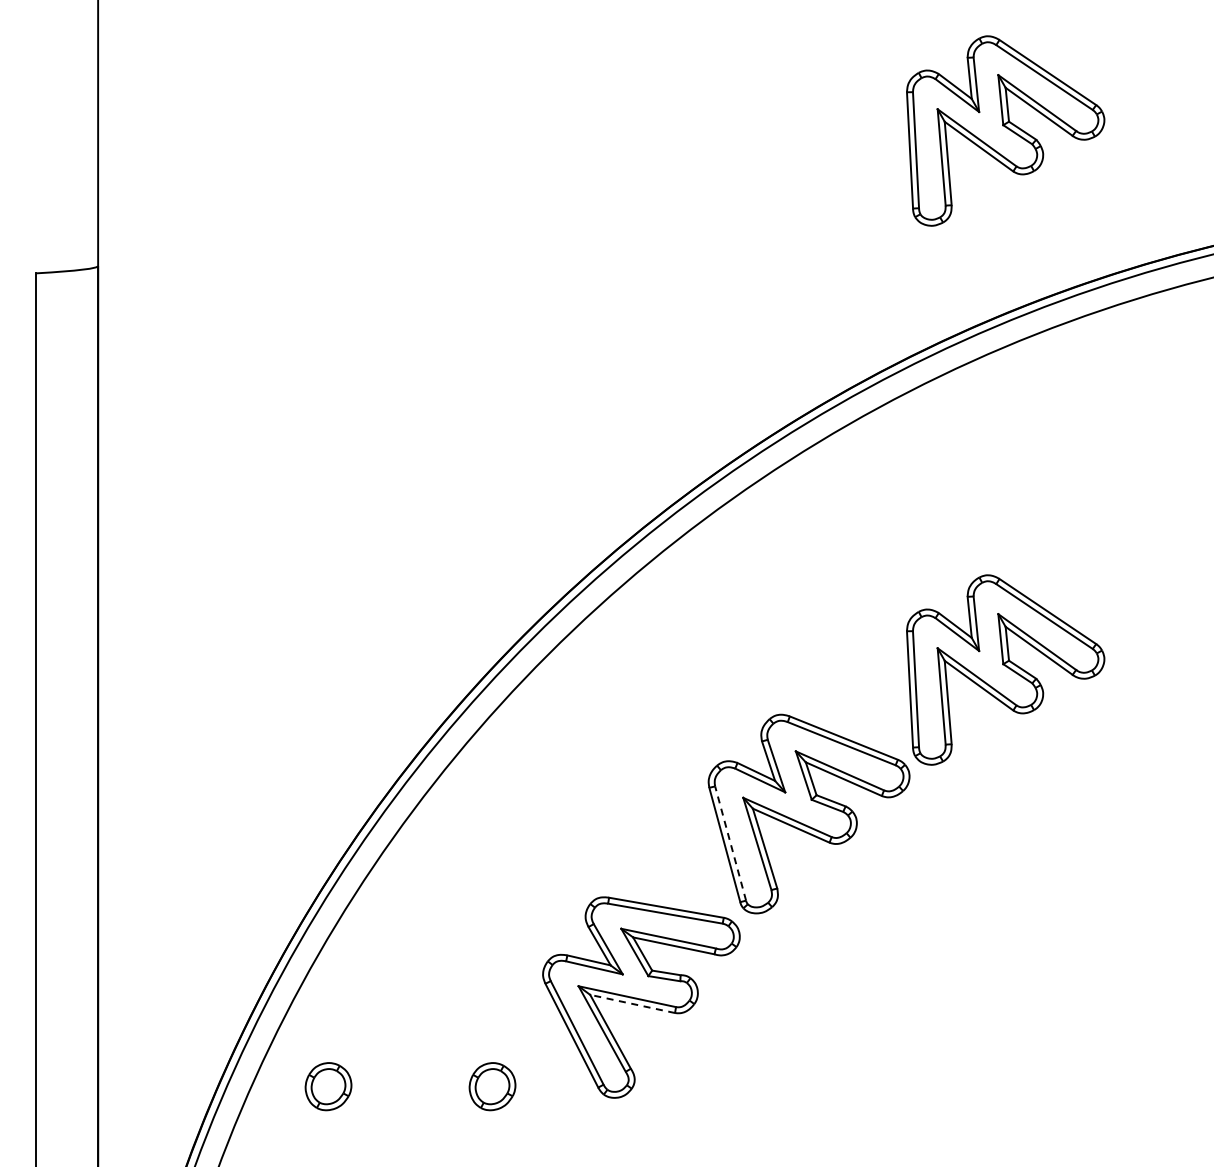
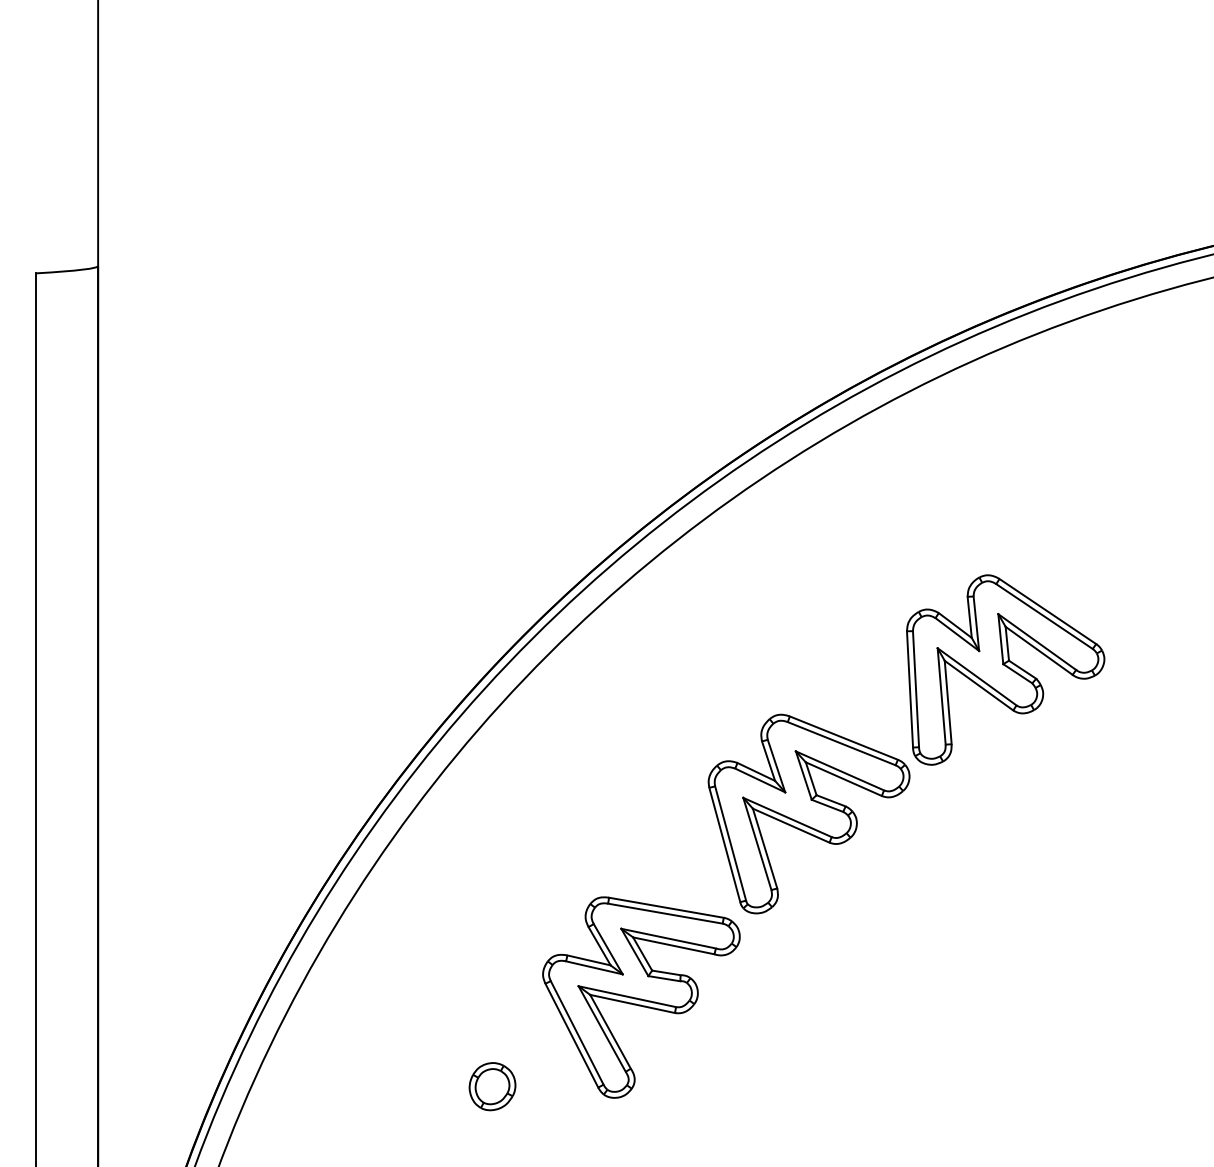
part: present -> none (1005, 130)
line: dashed -> solid (730, 843)
line: dashed -> solid (632, 1003)
part: present -> none (328, 1086)
